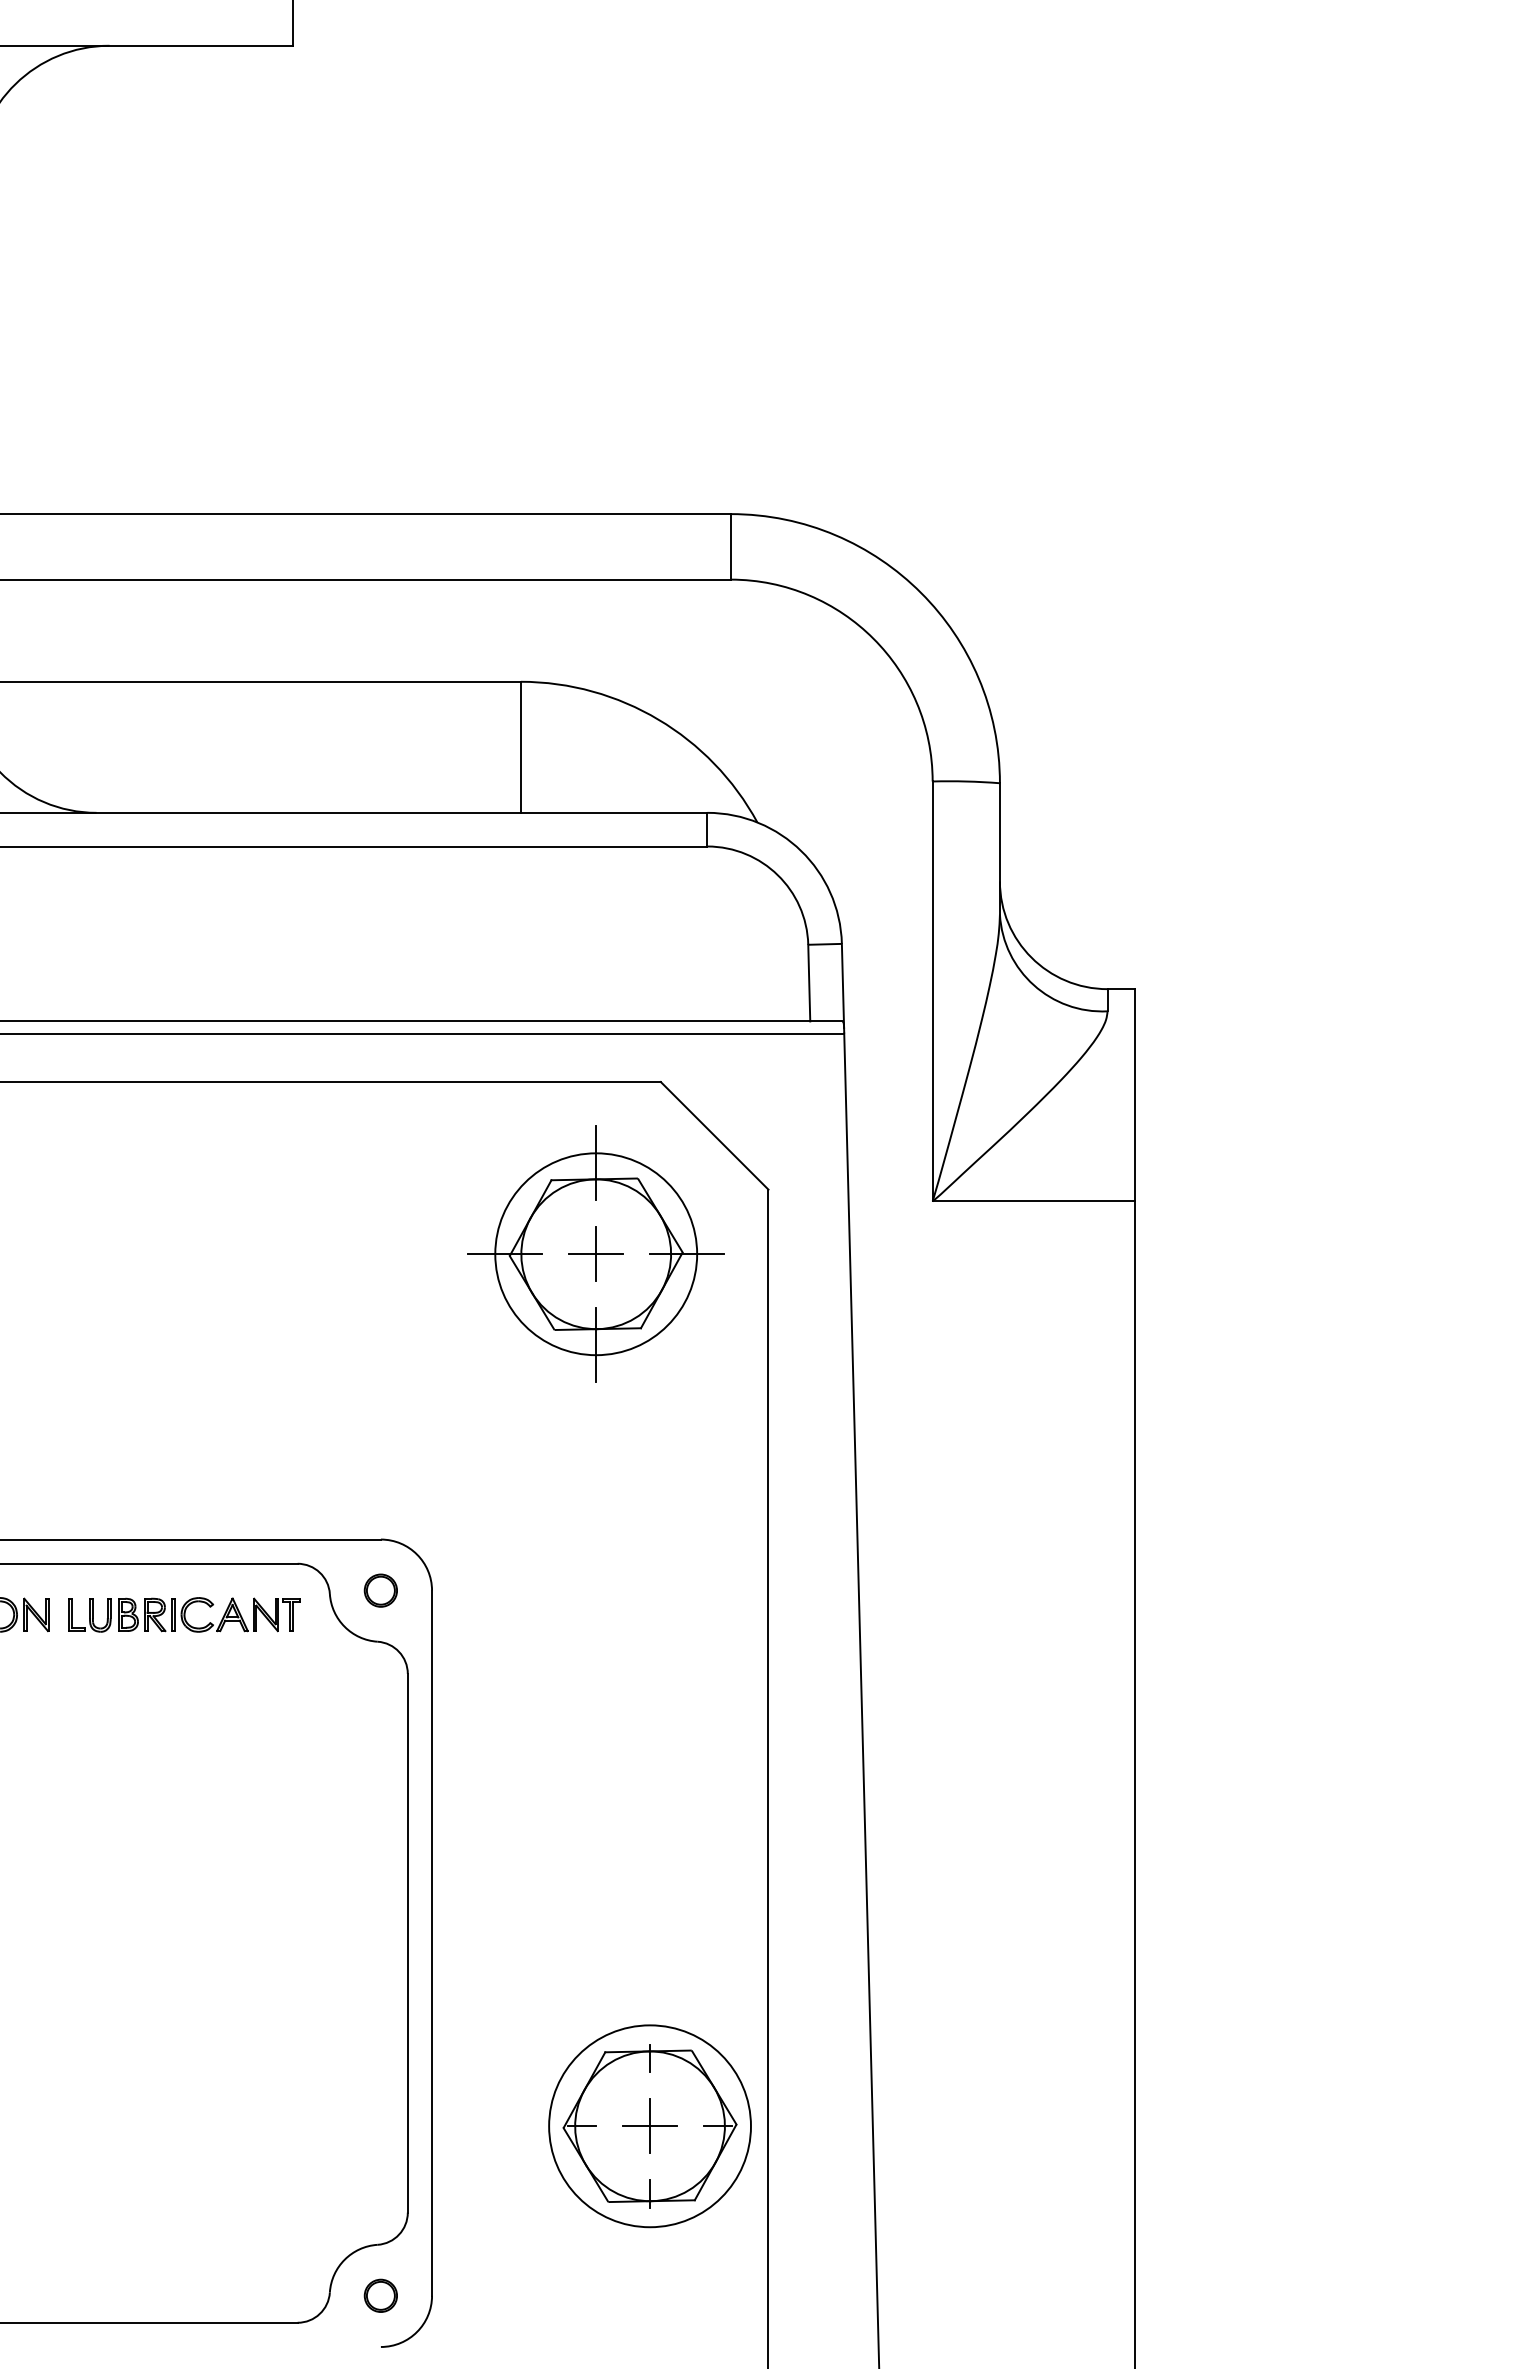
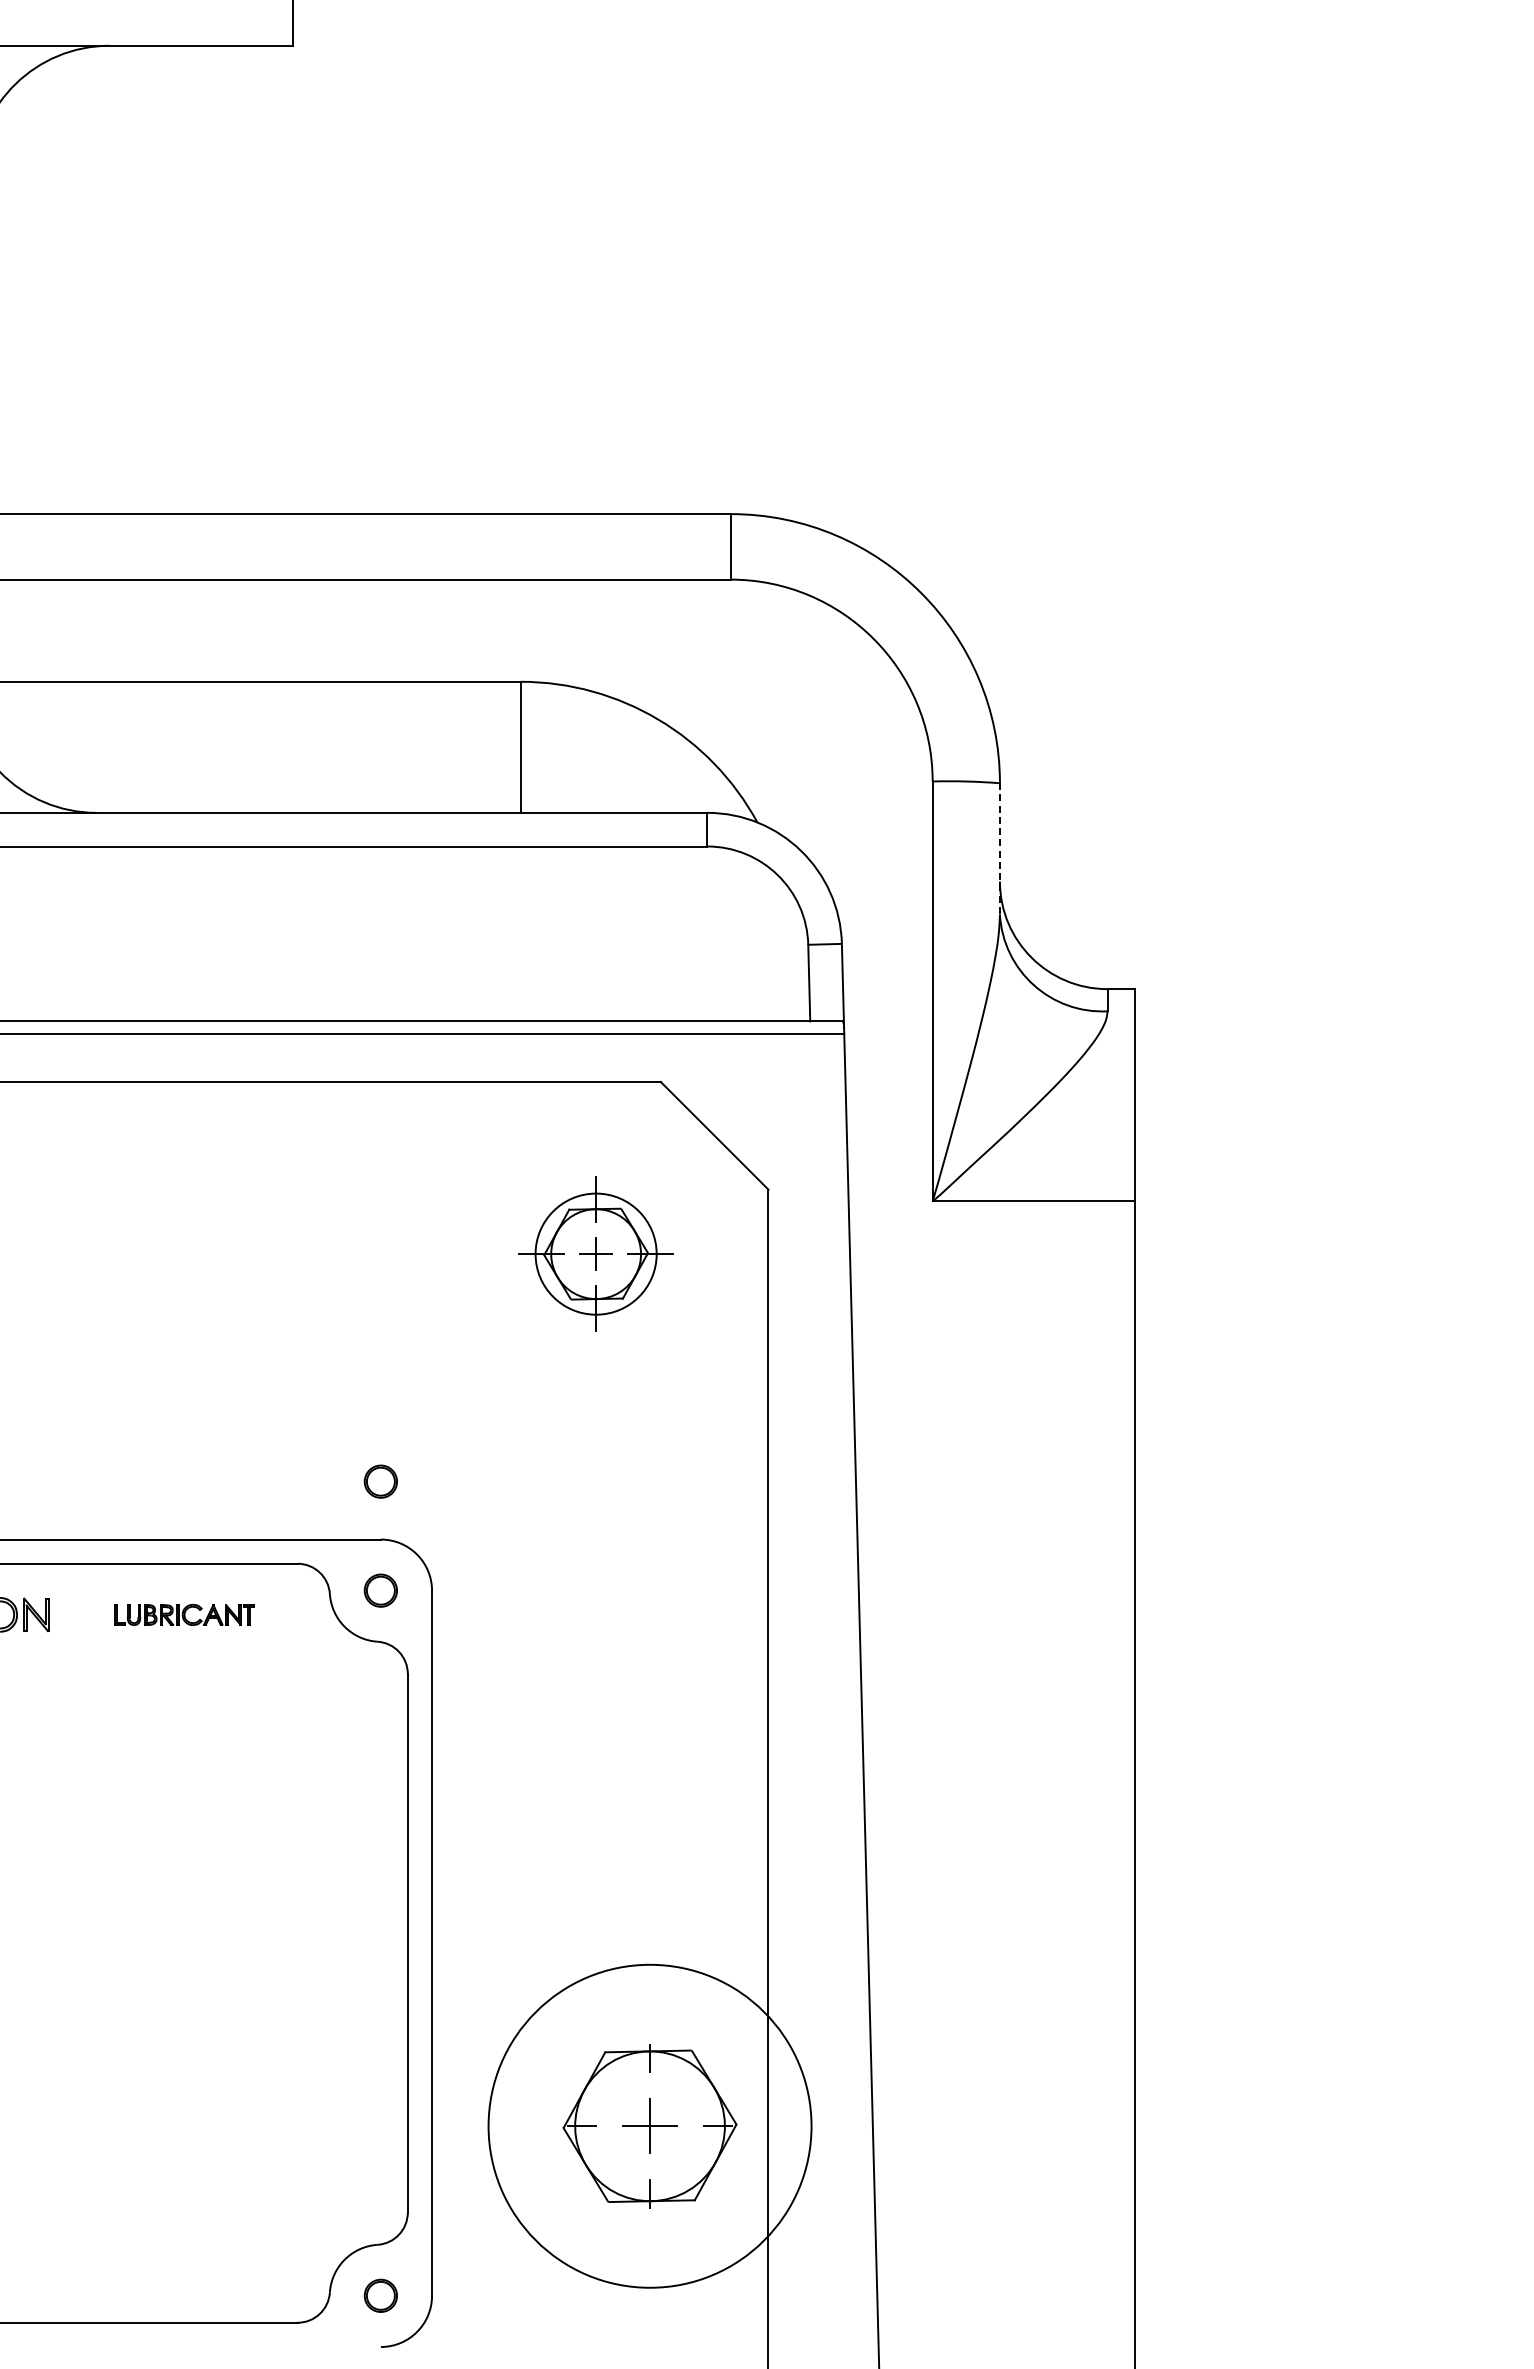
line: solid -> dashed (999, 848)
part size: 258x258 px -> 156x156 px (595, 1253)
part: none -> present (380, 1481)
part size: 233x36 px -> 141x23 px (184, 1614)
circle diameter: 202 px -> 323 px (649, 2125)
